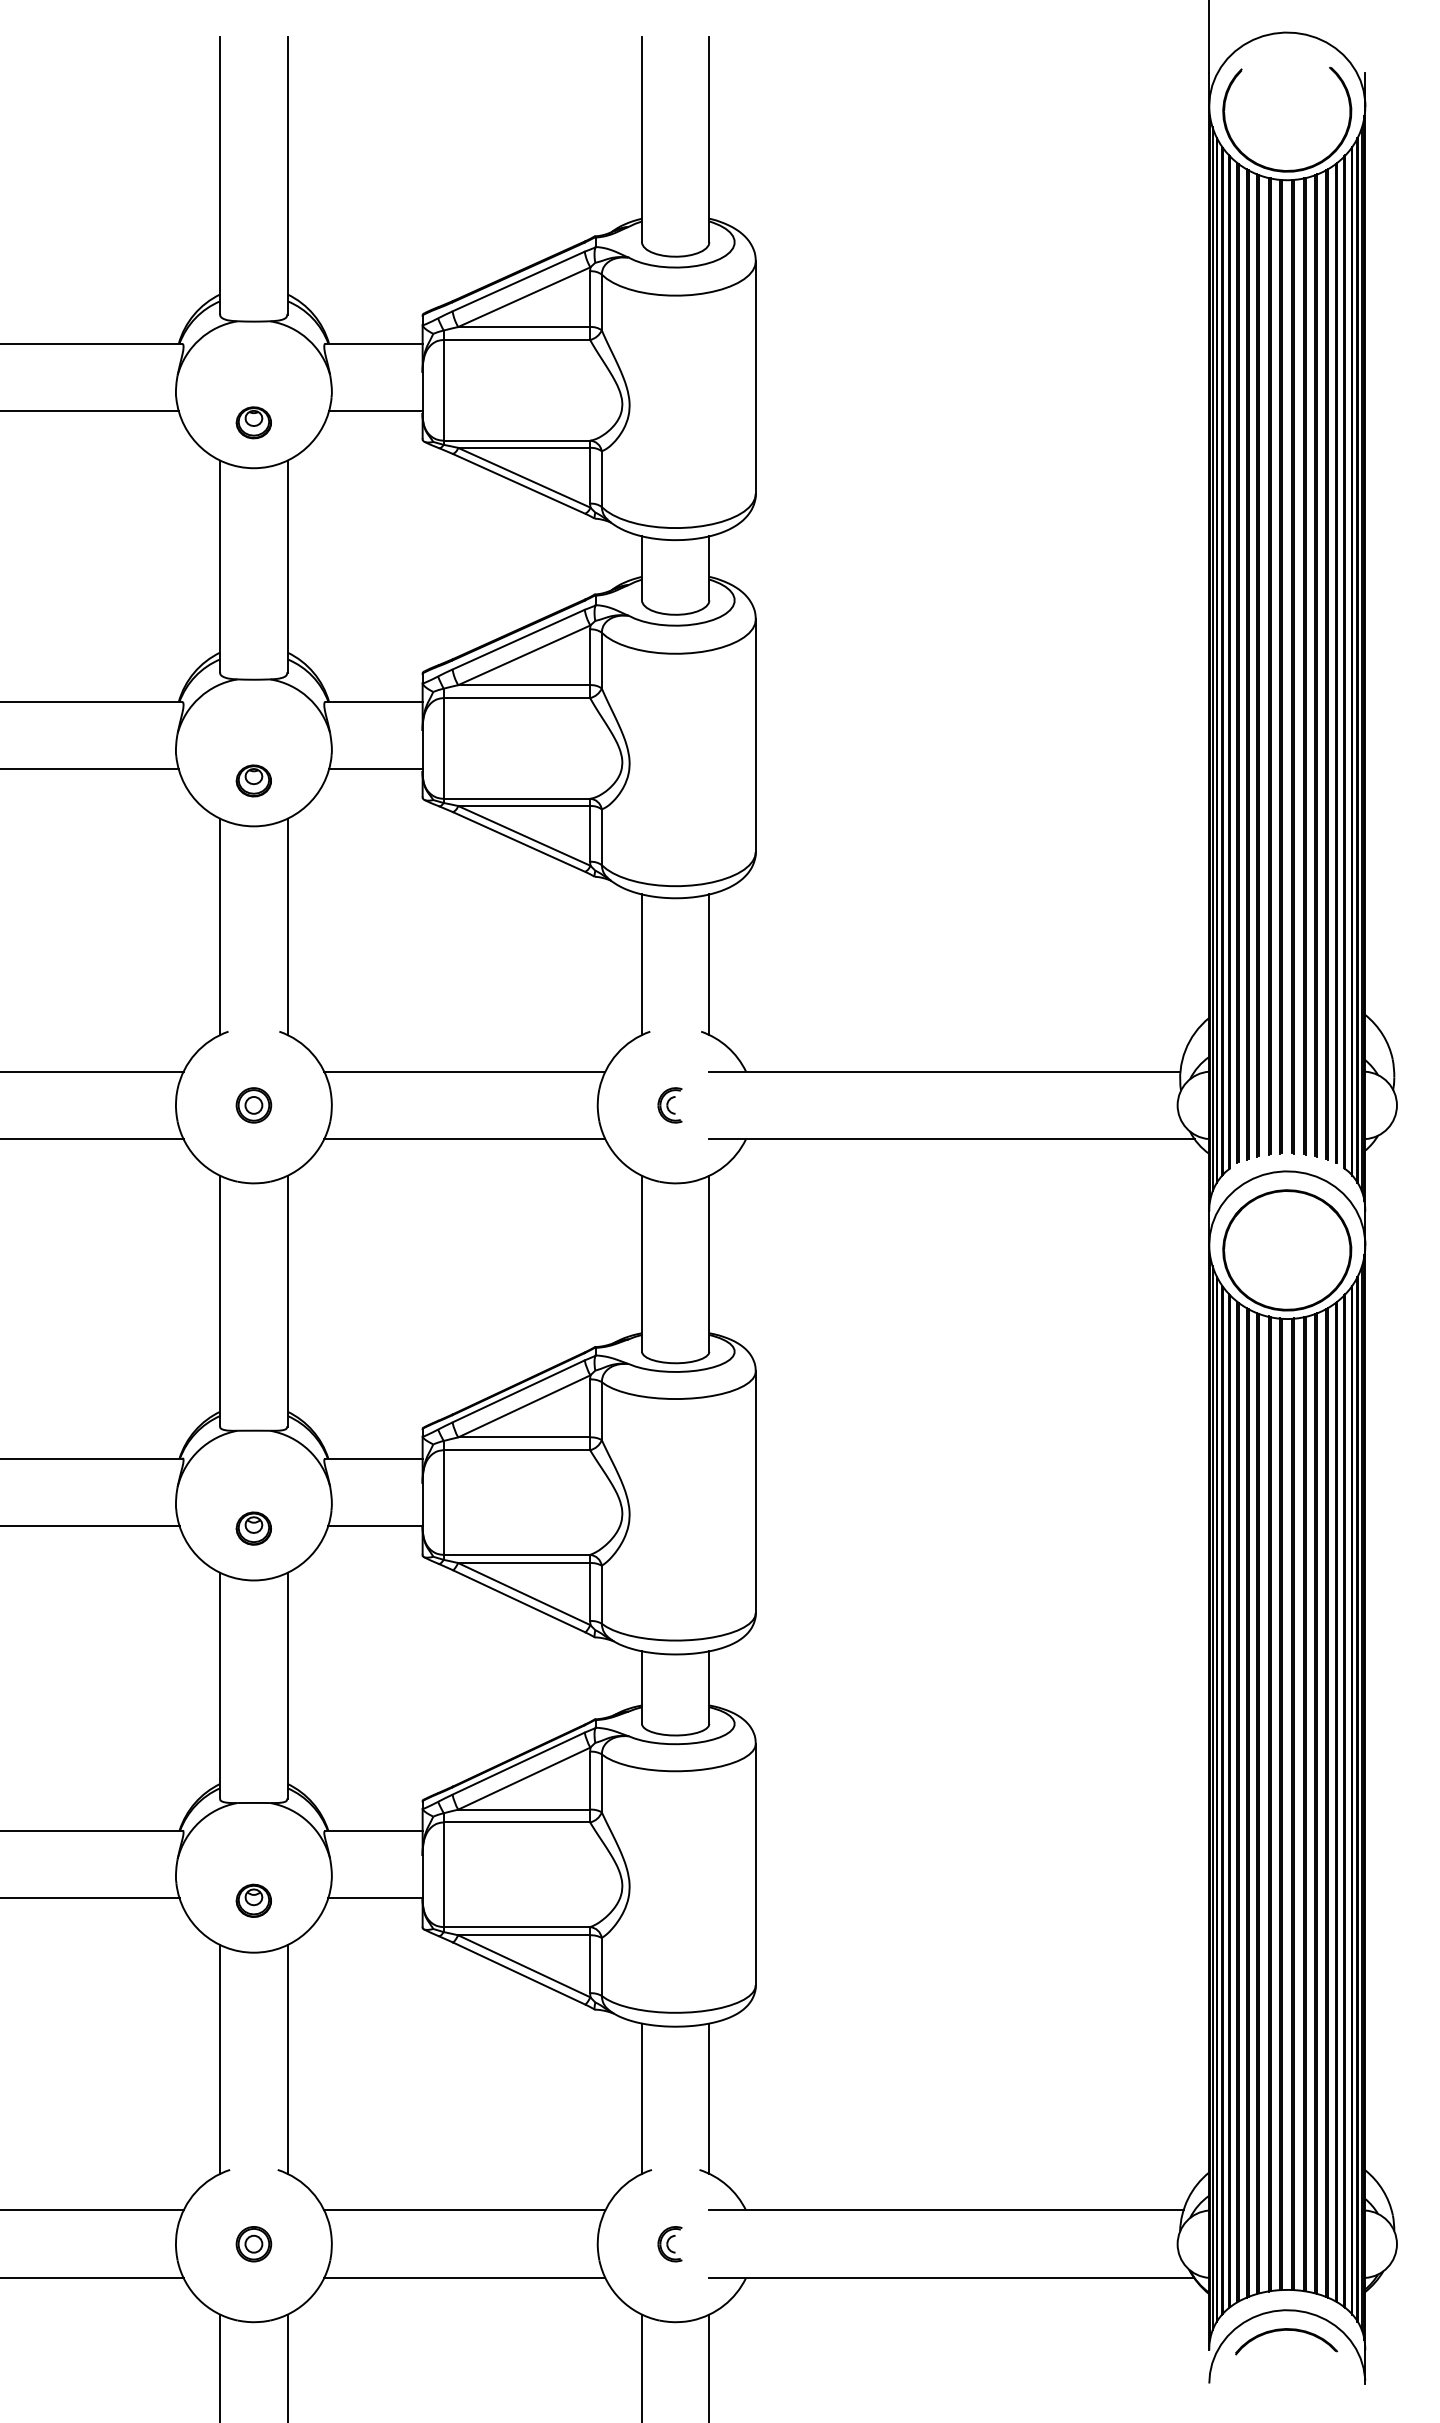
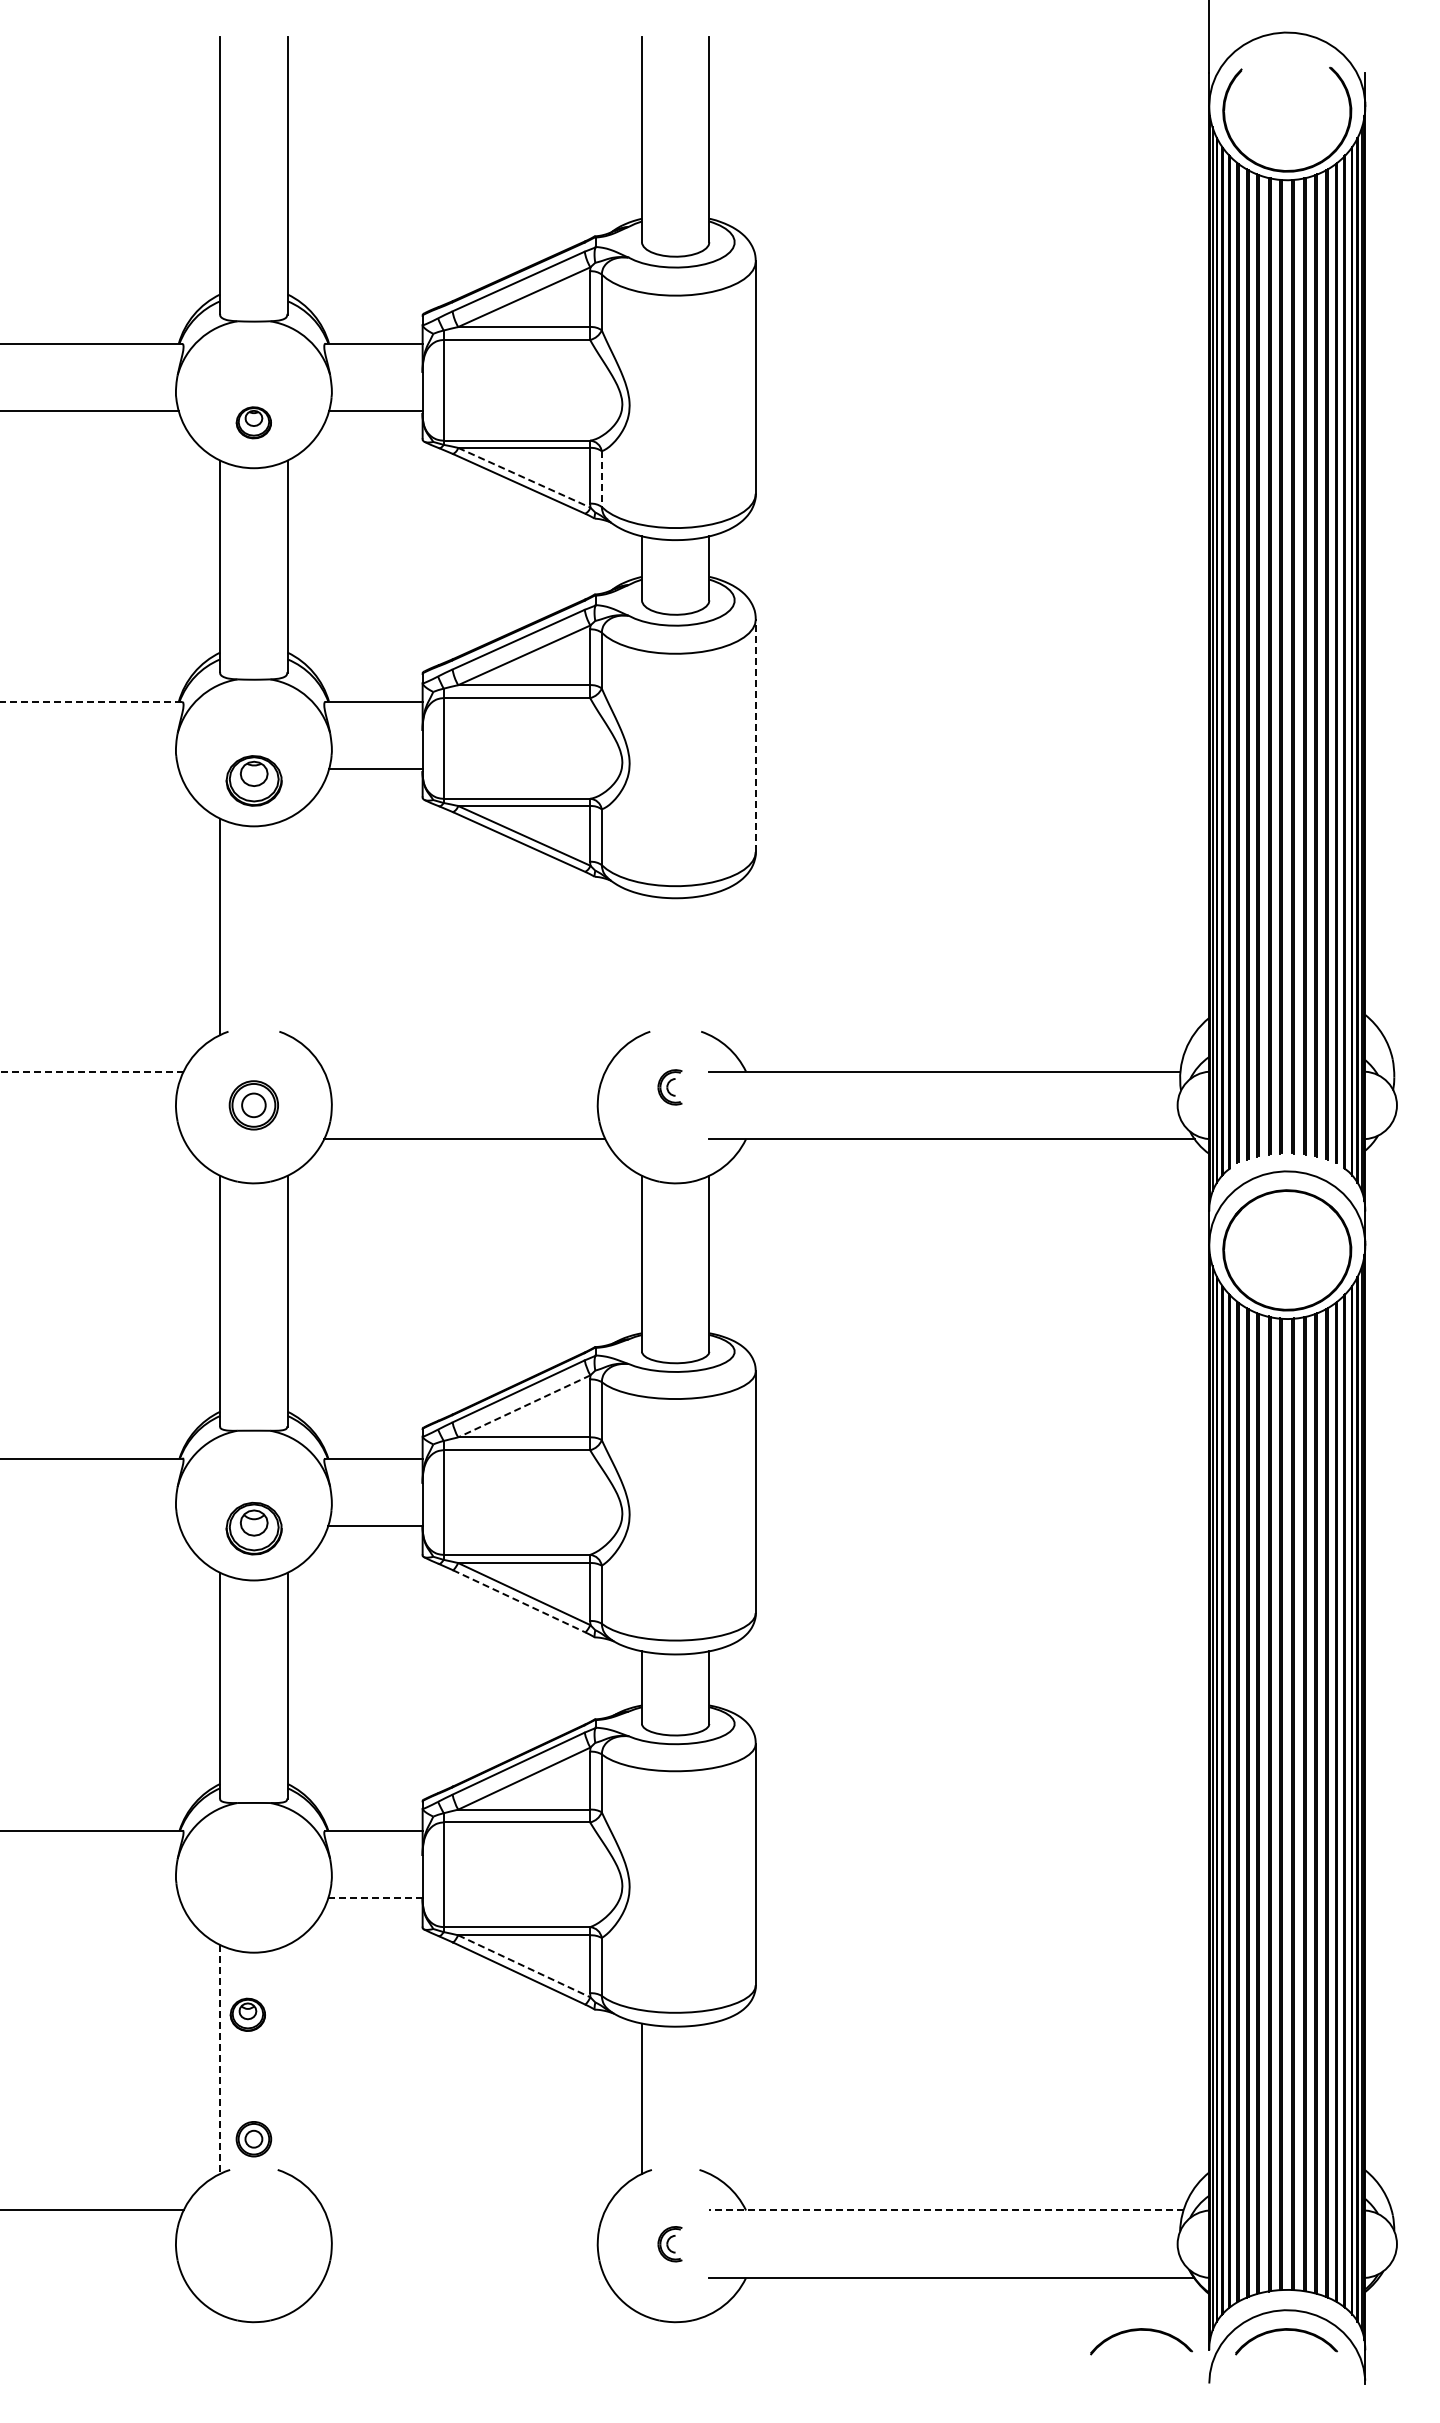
line: solid -> dashed (524, 477)
line: solid -> dashed (601, 479)
line: solid -> dashed (91, 701)
line: solid -> dashed (755, 735)
line: present -> none (90, 769)
part size: 37x34 px -> 58x52 px (253, 780)
line: present -> none (287, 926)
line: present -> none (641, 964)
line: present -> none (709, 964)
line: solid -> dashed (91, 1071)
line: present -> none (464, 1071)
part size: 38x37 px -> 51x51 px (253, 1105)
part position: (669, 1105) -> (669, 1087) (669, 1087)
line: present -> none (92, 1139)
line: solid -> dashed (523, 1406)
line: present -> none (90, 1526)
part size: 37x35 px -> 58x55 px (253, 1528)
line: solid -> dashed (519, 1601)
line: present -> none (90, 1898)
line: solid -> dashed (375, 1898)
part position: (253, 1900) -> (247, 2014) (247, 2014)
line: solid -> dashed (524, 1966)
line: solid -> dashed (220, 2059)
line: present -> none (287, 2059)
line: present -> none (709, 2098)
line: present -> none (464, 2210)
line: solid -> dashed (945, 2210)
part position: (253, 2244) -> (253, 2139) (253, 2139)
line: present -> none (92, 2277)
line: present -> none (464, 2277)
part: none -> present (1141, 2330)
line: present -> none (220, 2366)
line: present -> none (287, 2366)
line: present -> none (641, 2366)
line: present -> none (709, 2366)
